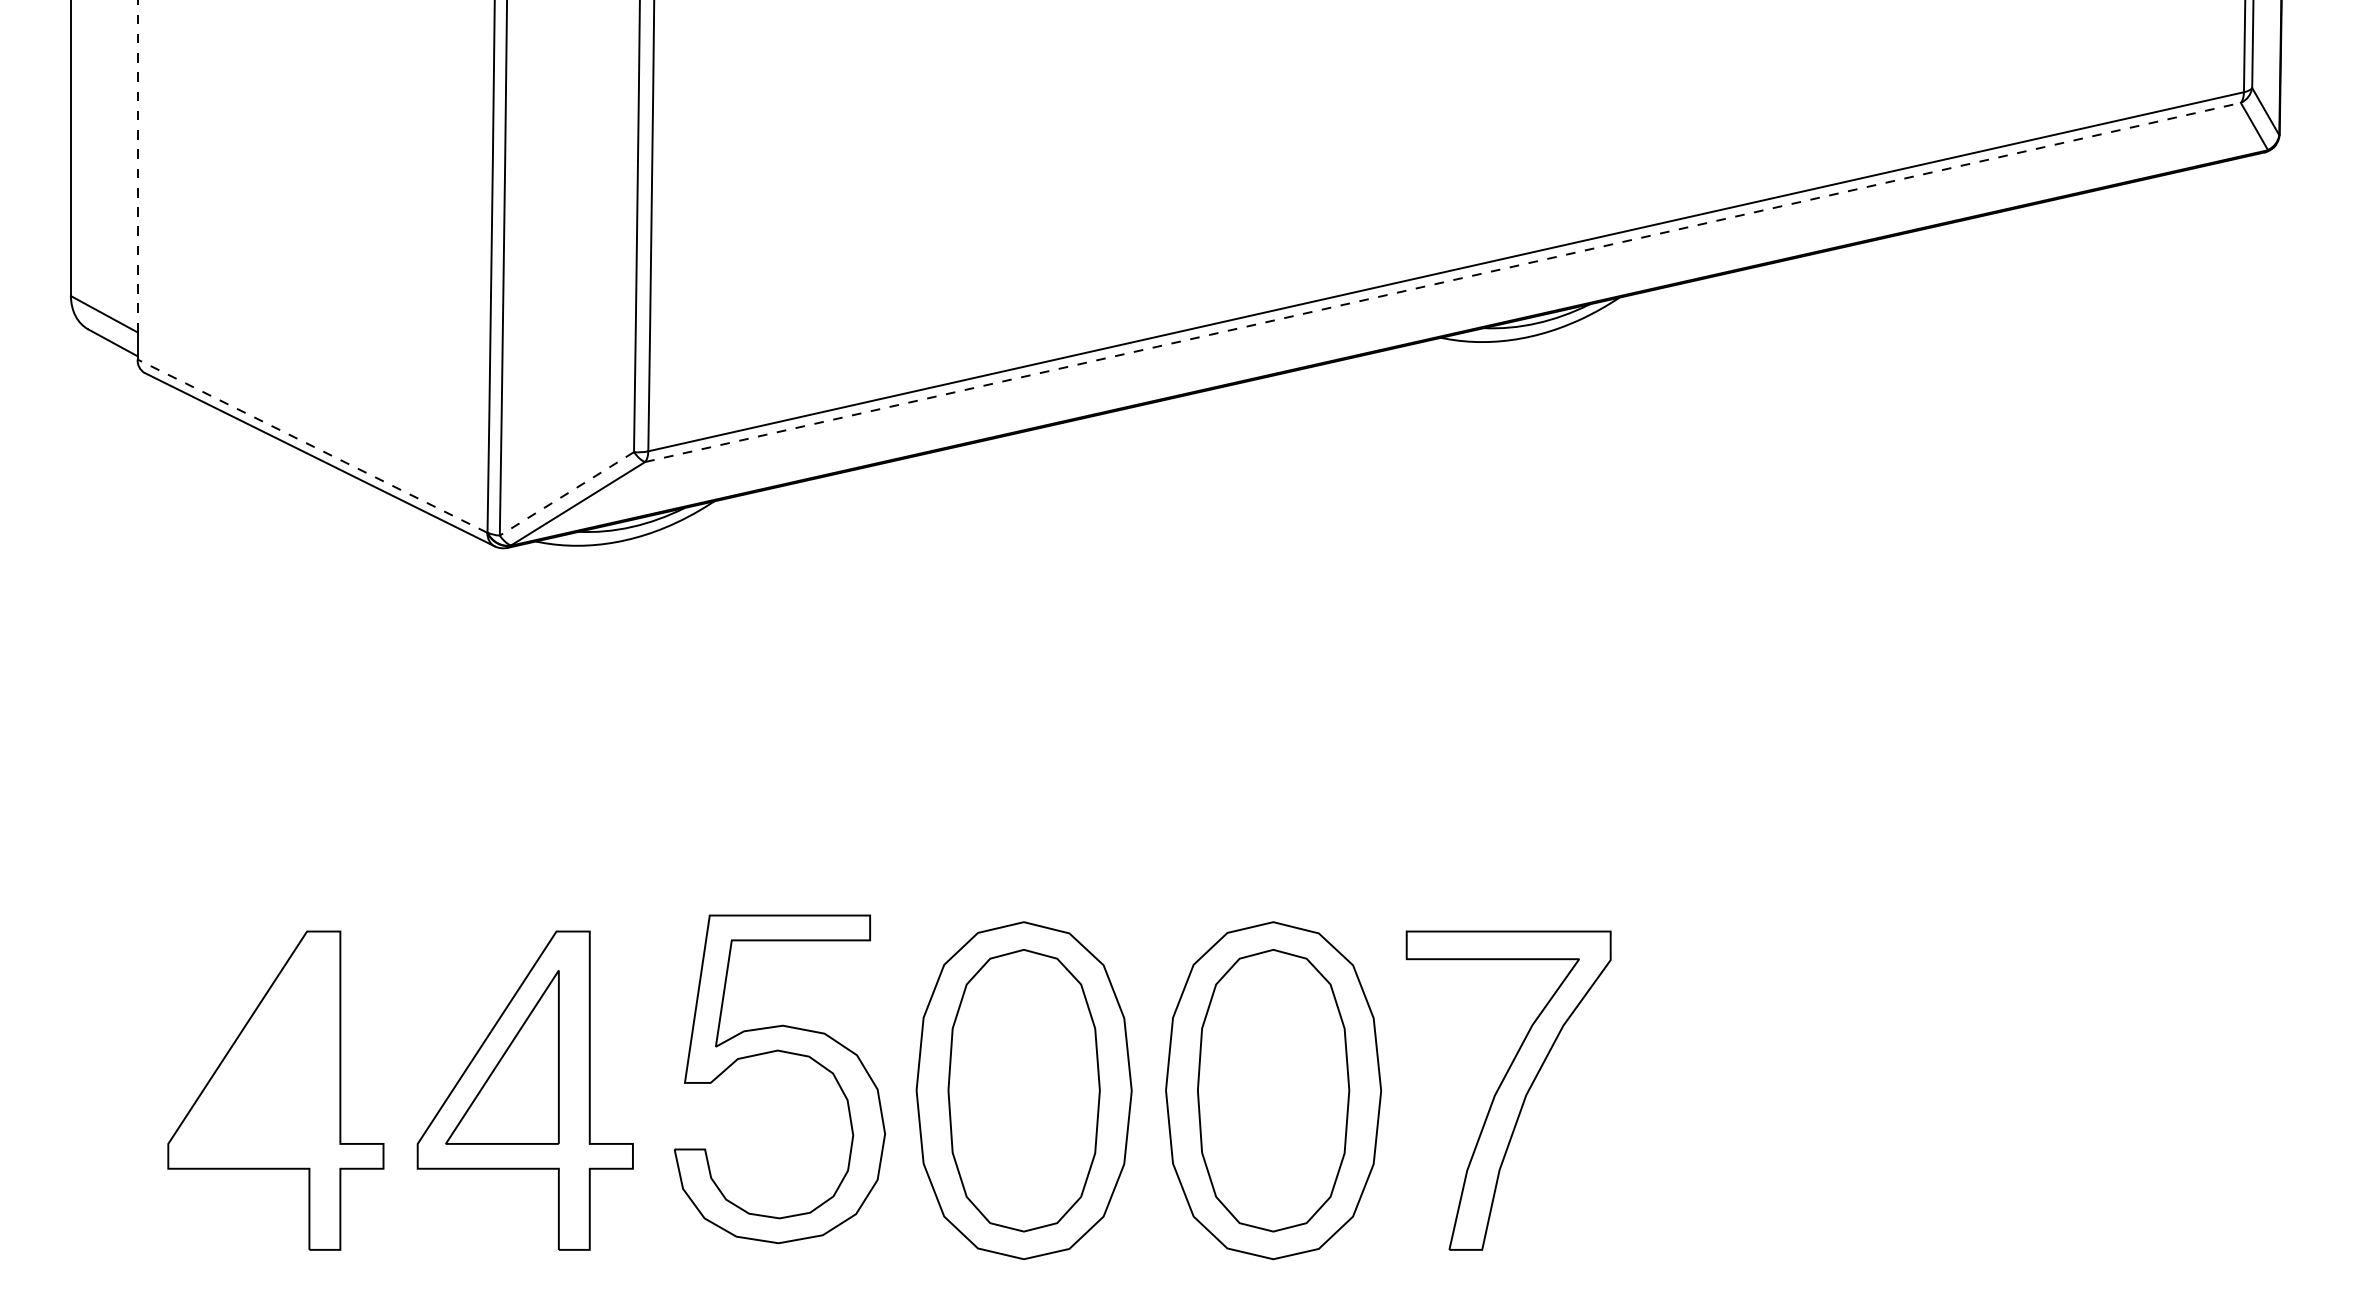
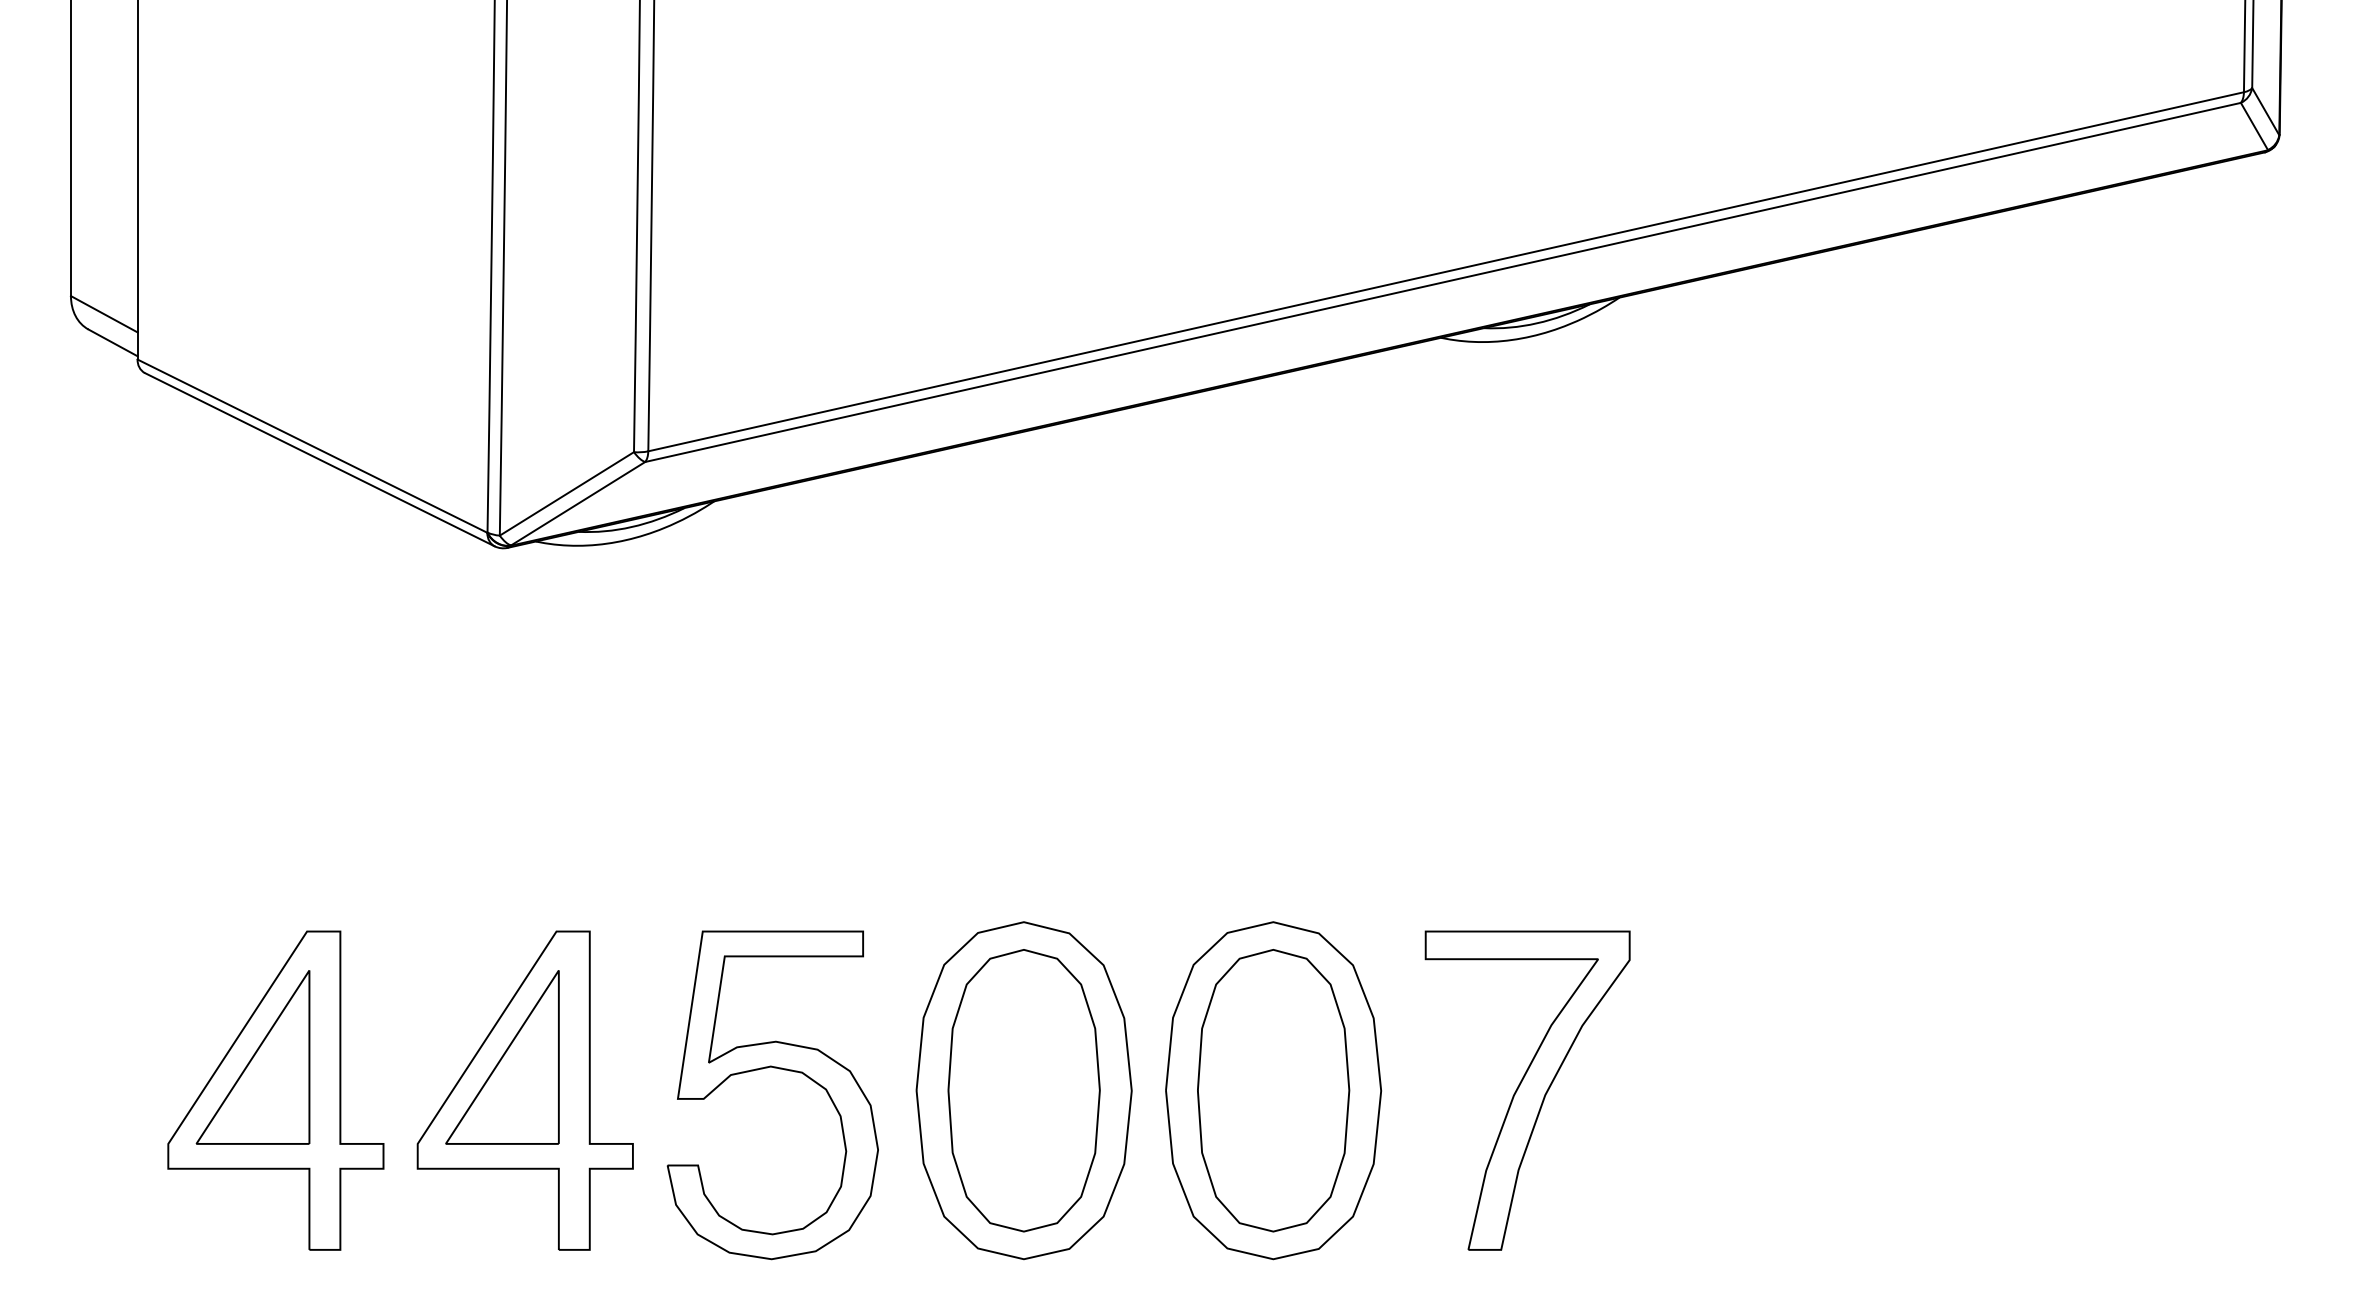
line: dashed -> solid (137, 166)
line: dashed -> solid (1443, 282)
line: dashed -> solid (312, 445)
line: dashed -> solid (566, 494)
part position: (786, 1053) -> (779, 1069) (779, 1069)
part: none -> present (252, 1057)
part position: (1508, 1090) -> (1527, 1090) (1527, 1090)
